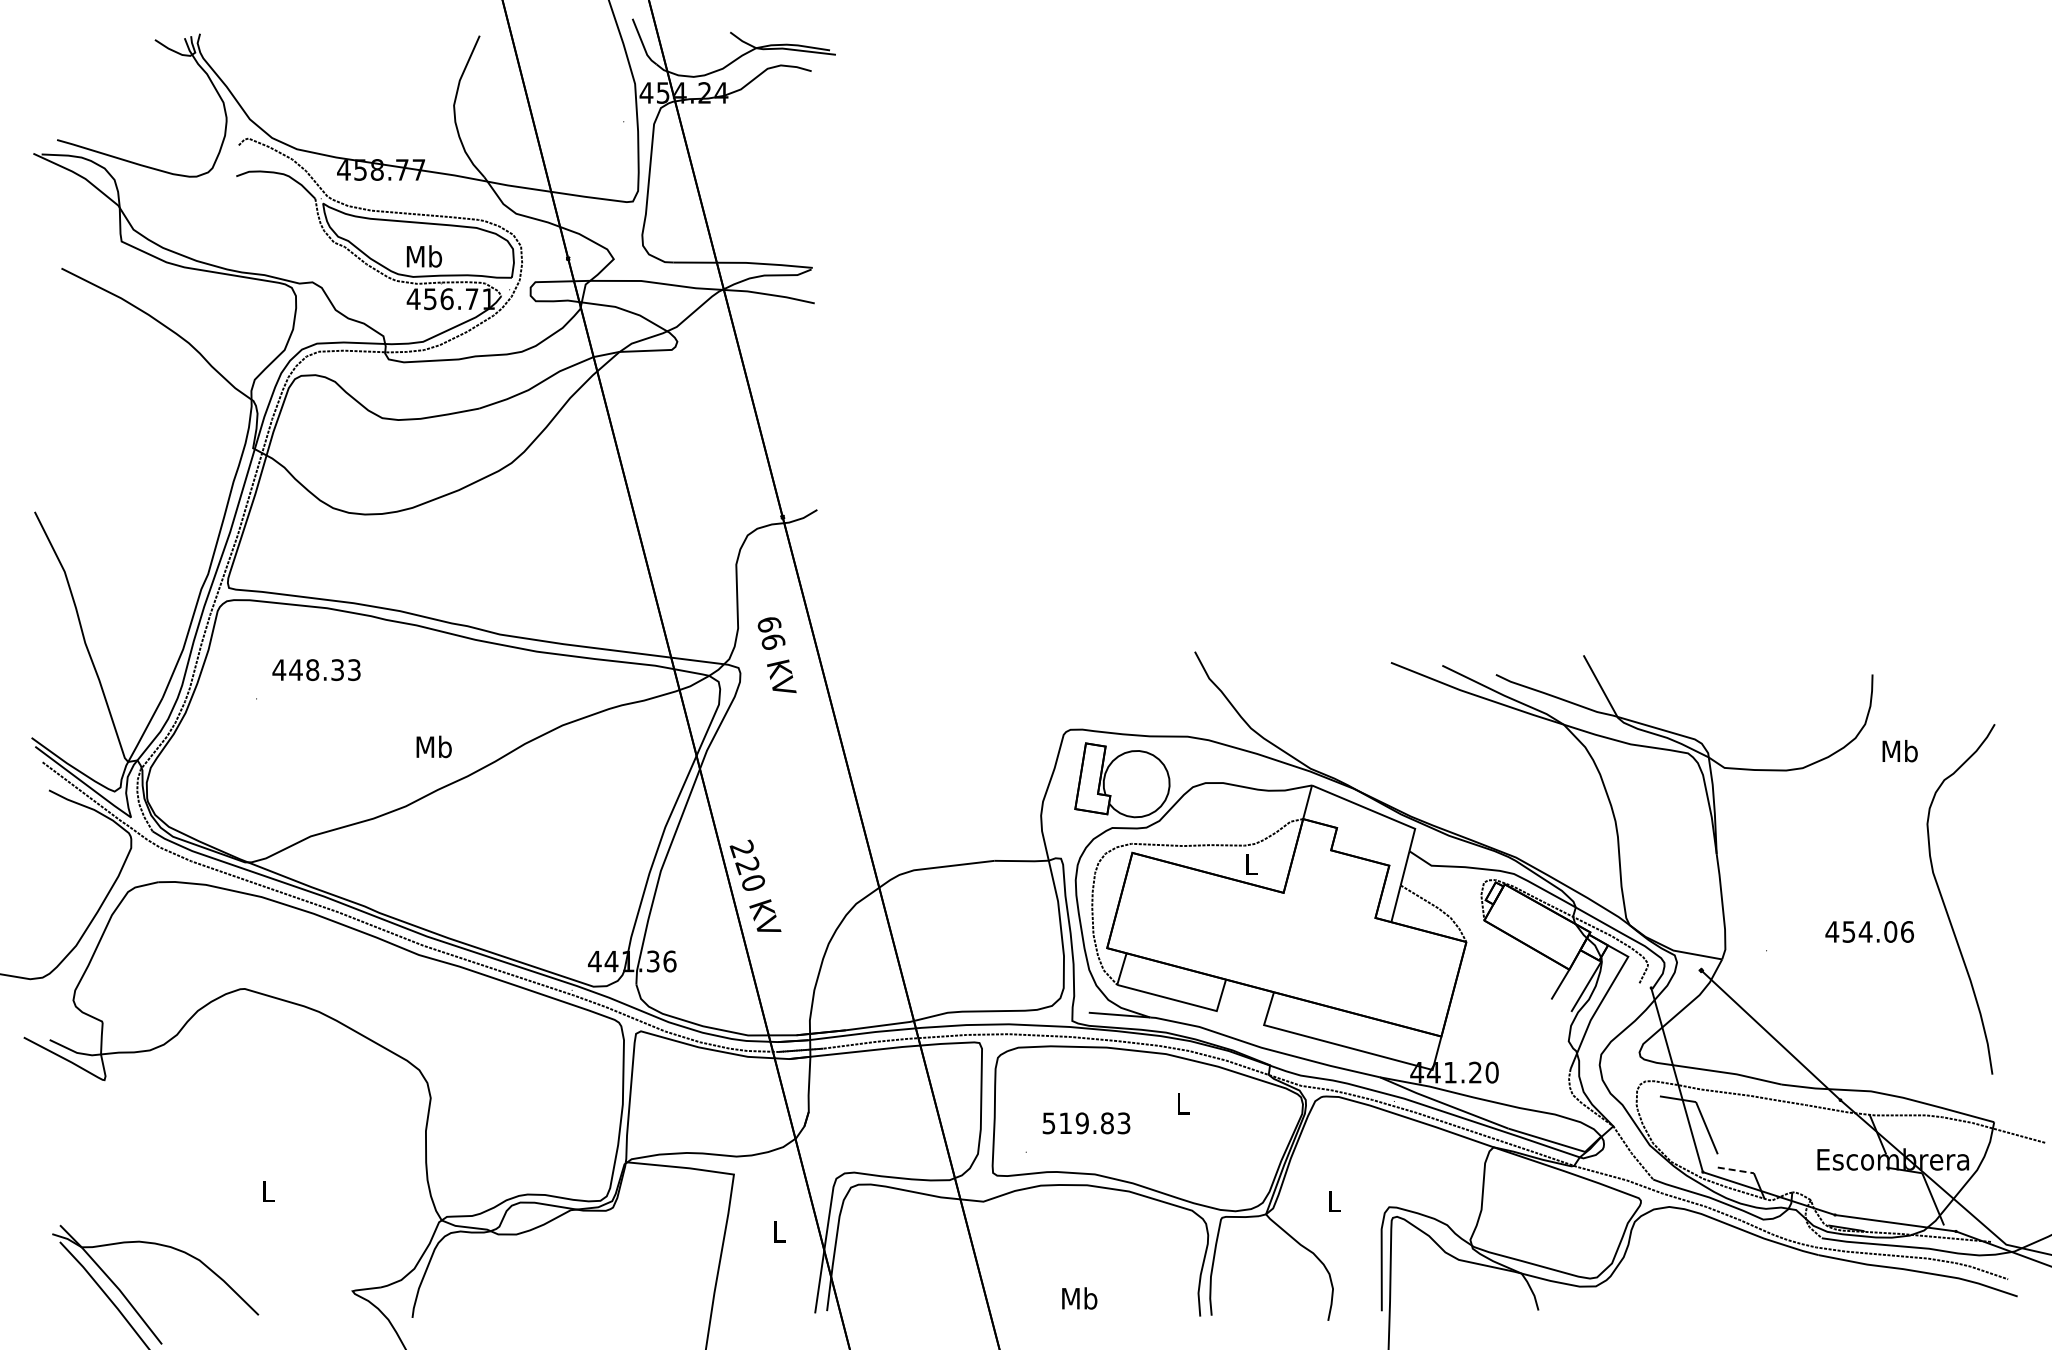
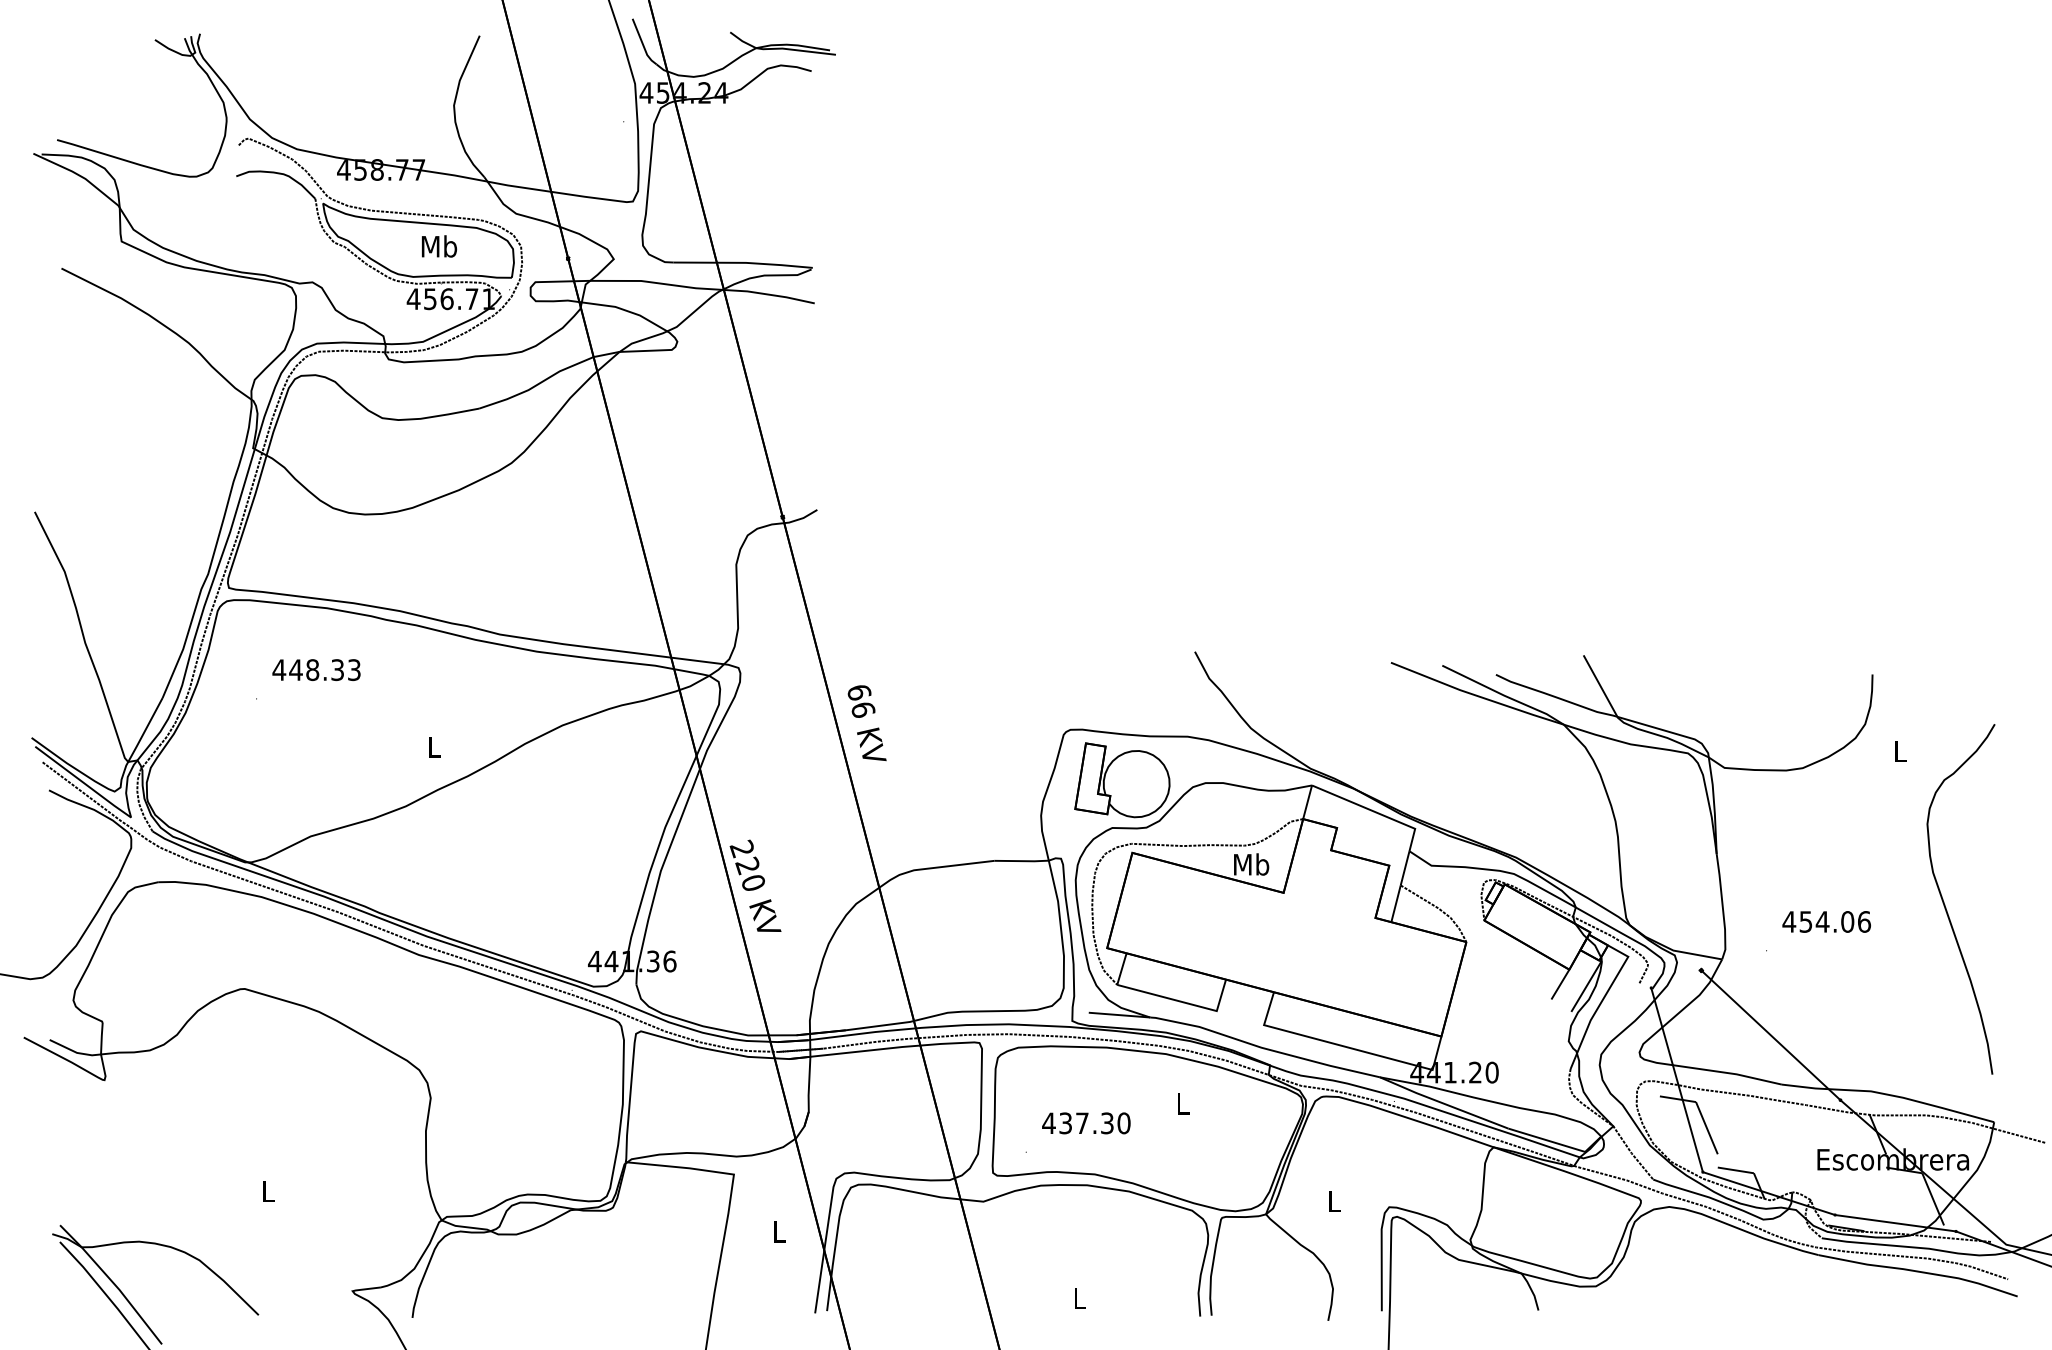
text position: (424, 256) -> (439, 246) (439, 246)
text position: (776, 655) -> (866, 723) (866, 723)
text: Mb -> L (433, 746)
text: Mb -> L (1899, 750)
text: L -> Mb (1251, 864)
text position: (1869, 931) -> (1826, 921) (1826, 921)
text: 519.83 -> 437.30 (1086, 1123)
line: dashed -> solid (1736, 1170)
text: Mb -> L (1079, 1298)
